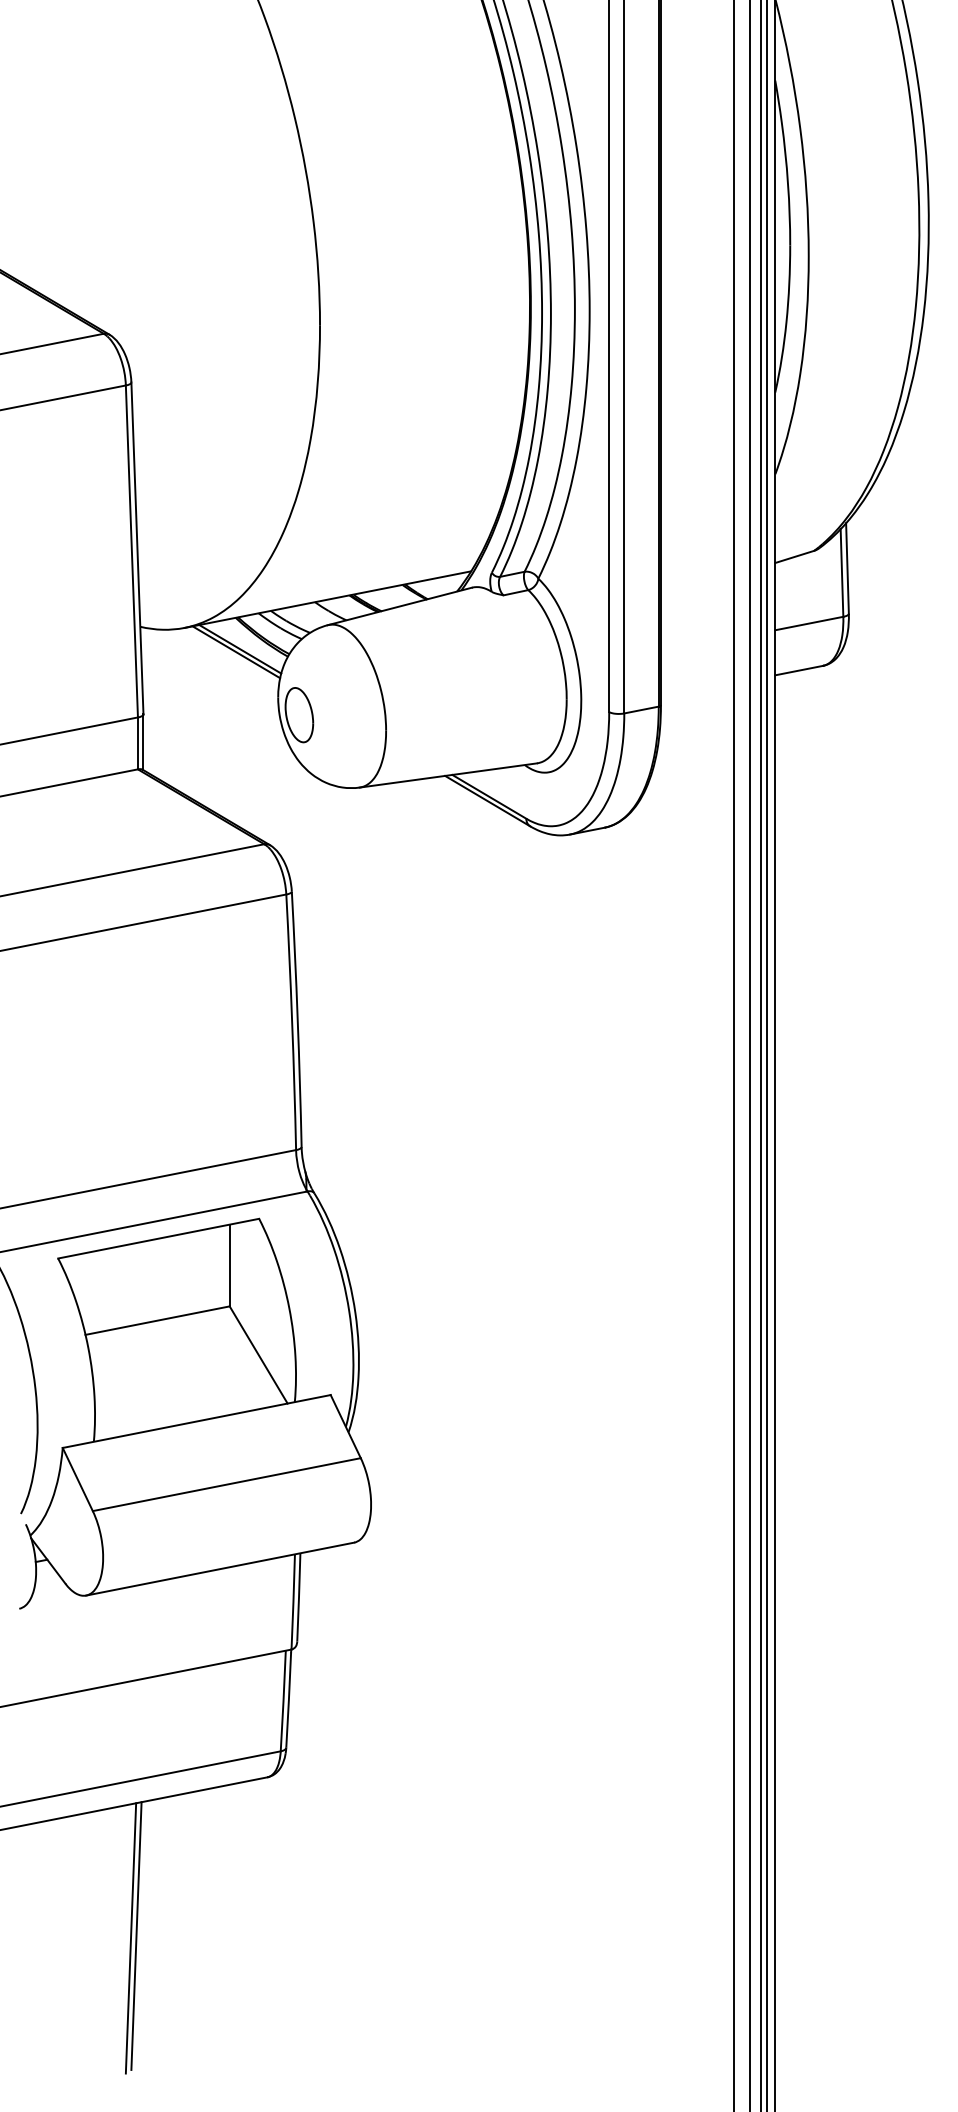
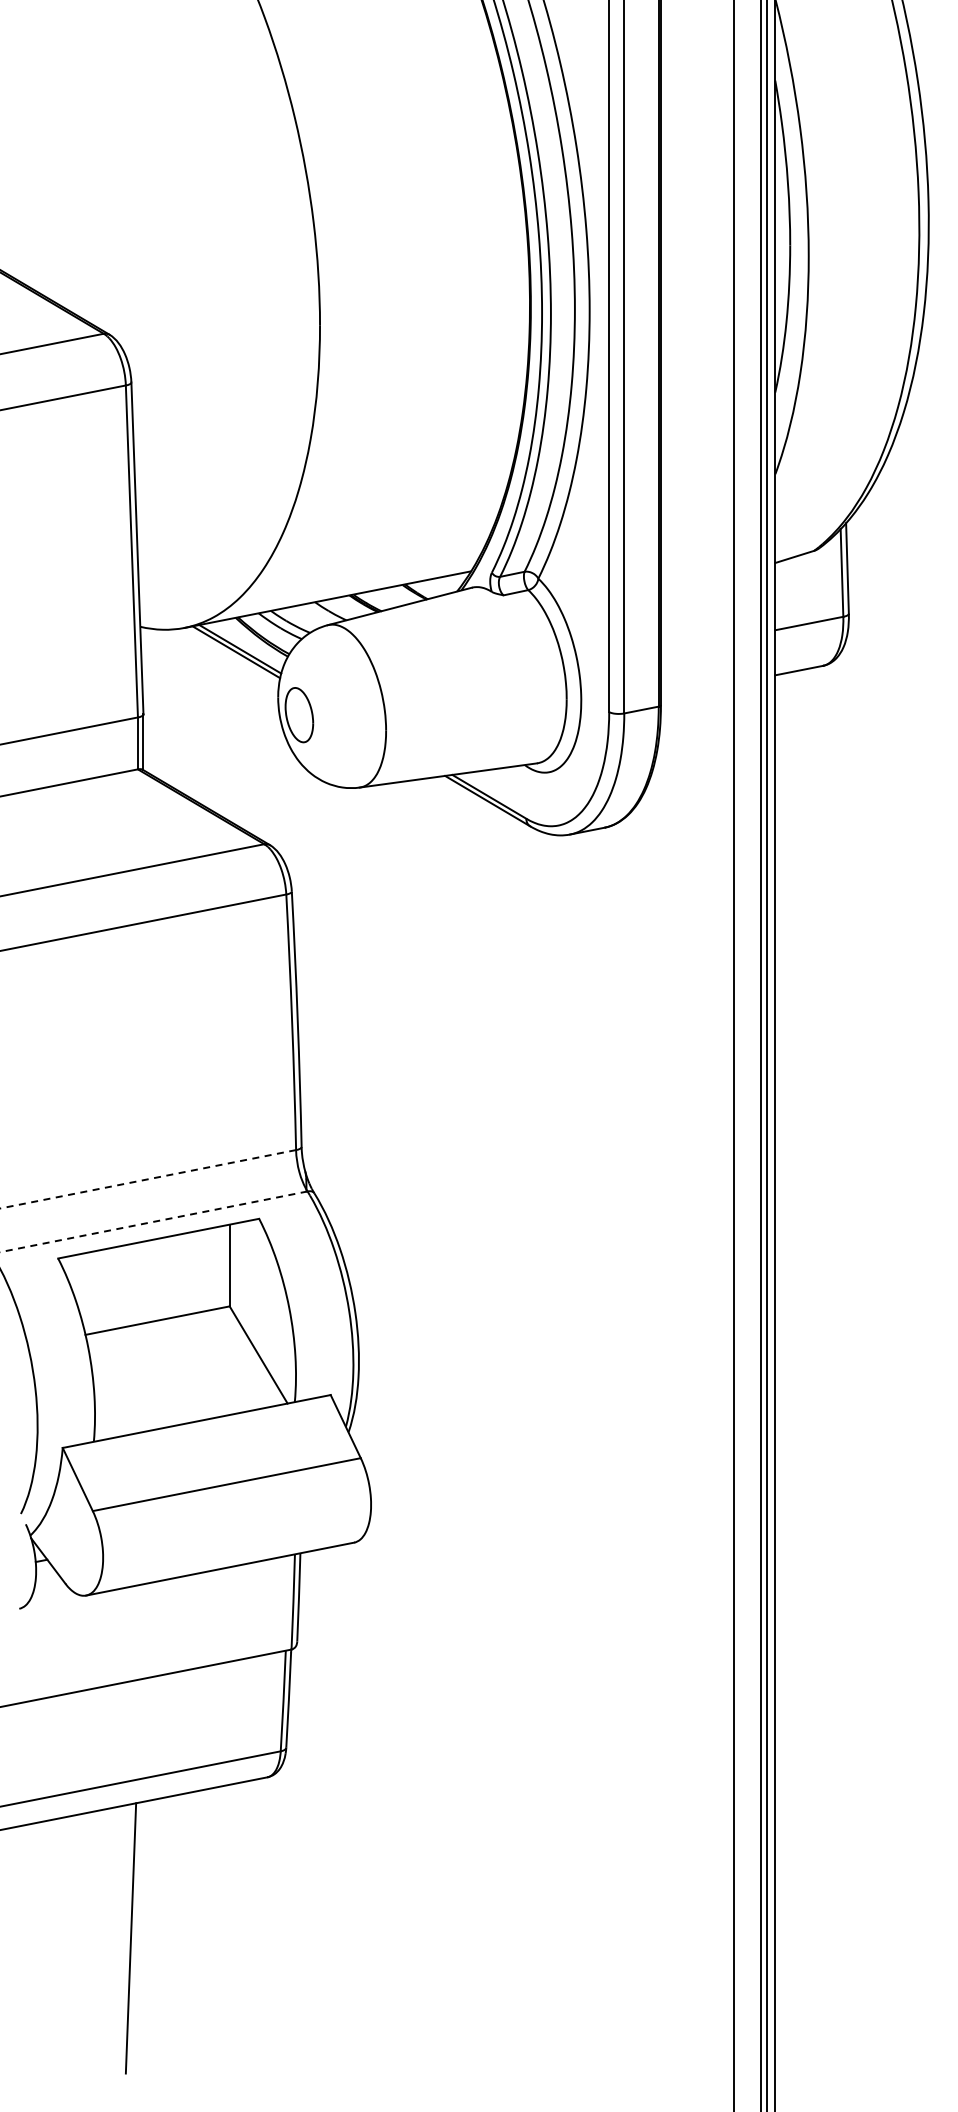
line: present -> none (749, 1055)
line: solid -> dashed (148, 1179)
line: solid -> dashed (153, 1221)
line: present -> none (136, 1935)
